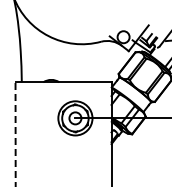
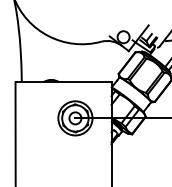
line: dashed -> solid (15, 134)
